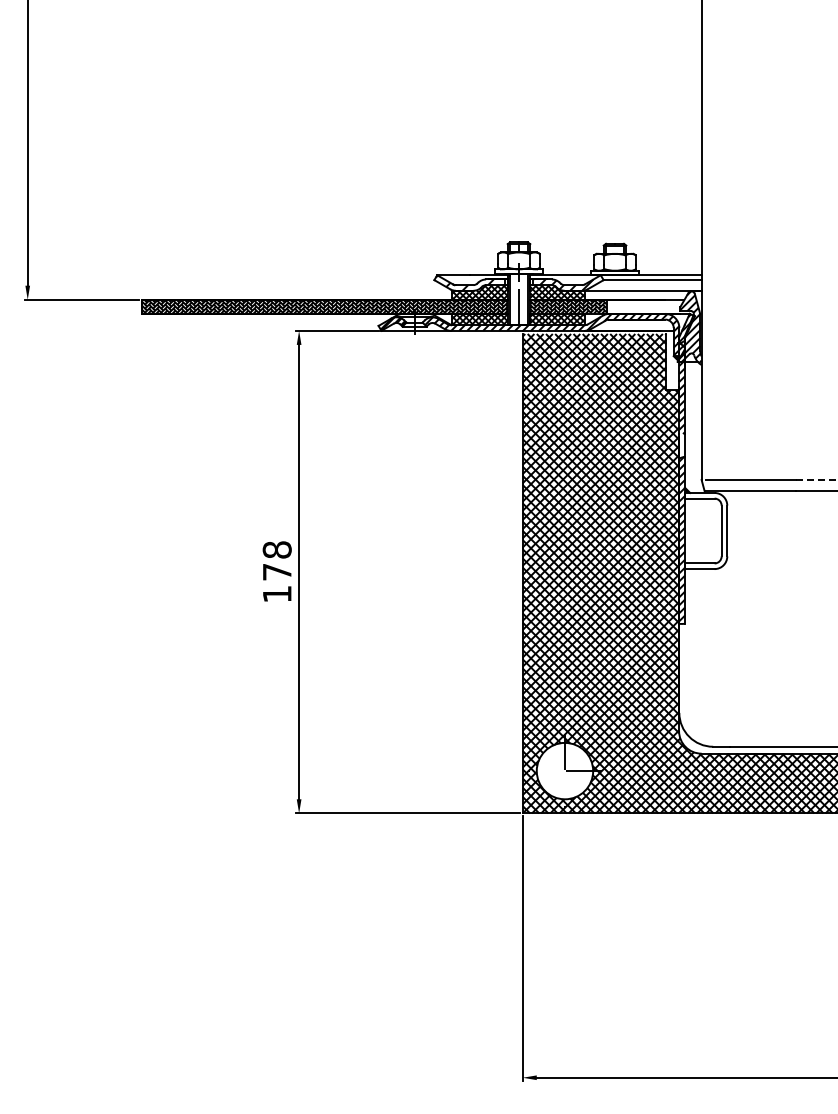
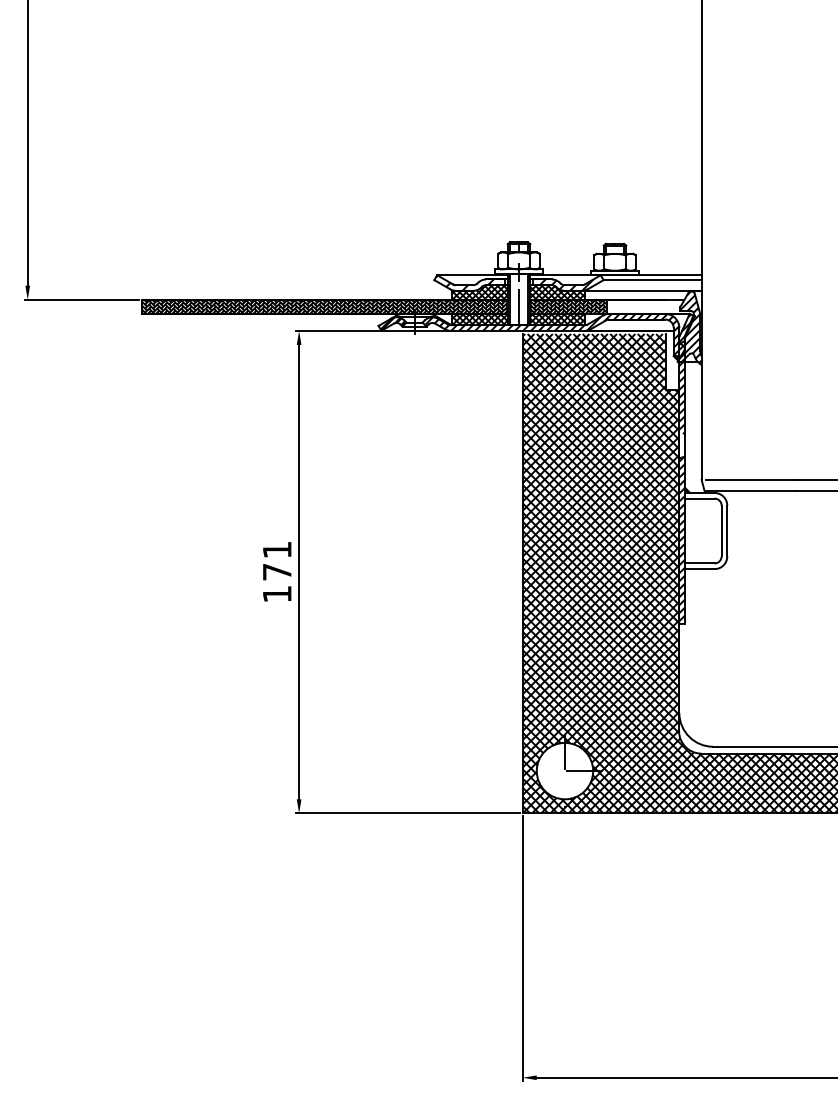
line: dashed -> solid (816, 480)
text: 178 -> 171 (276, 549)
